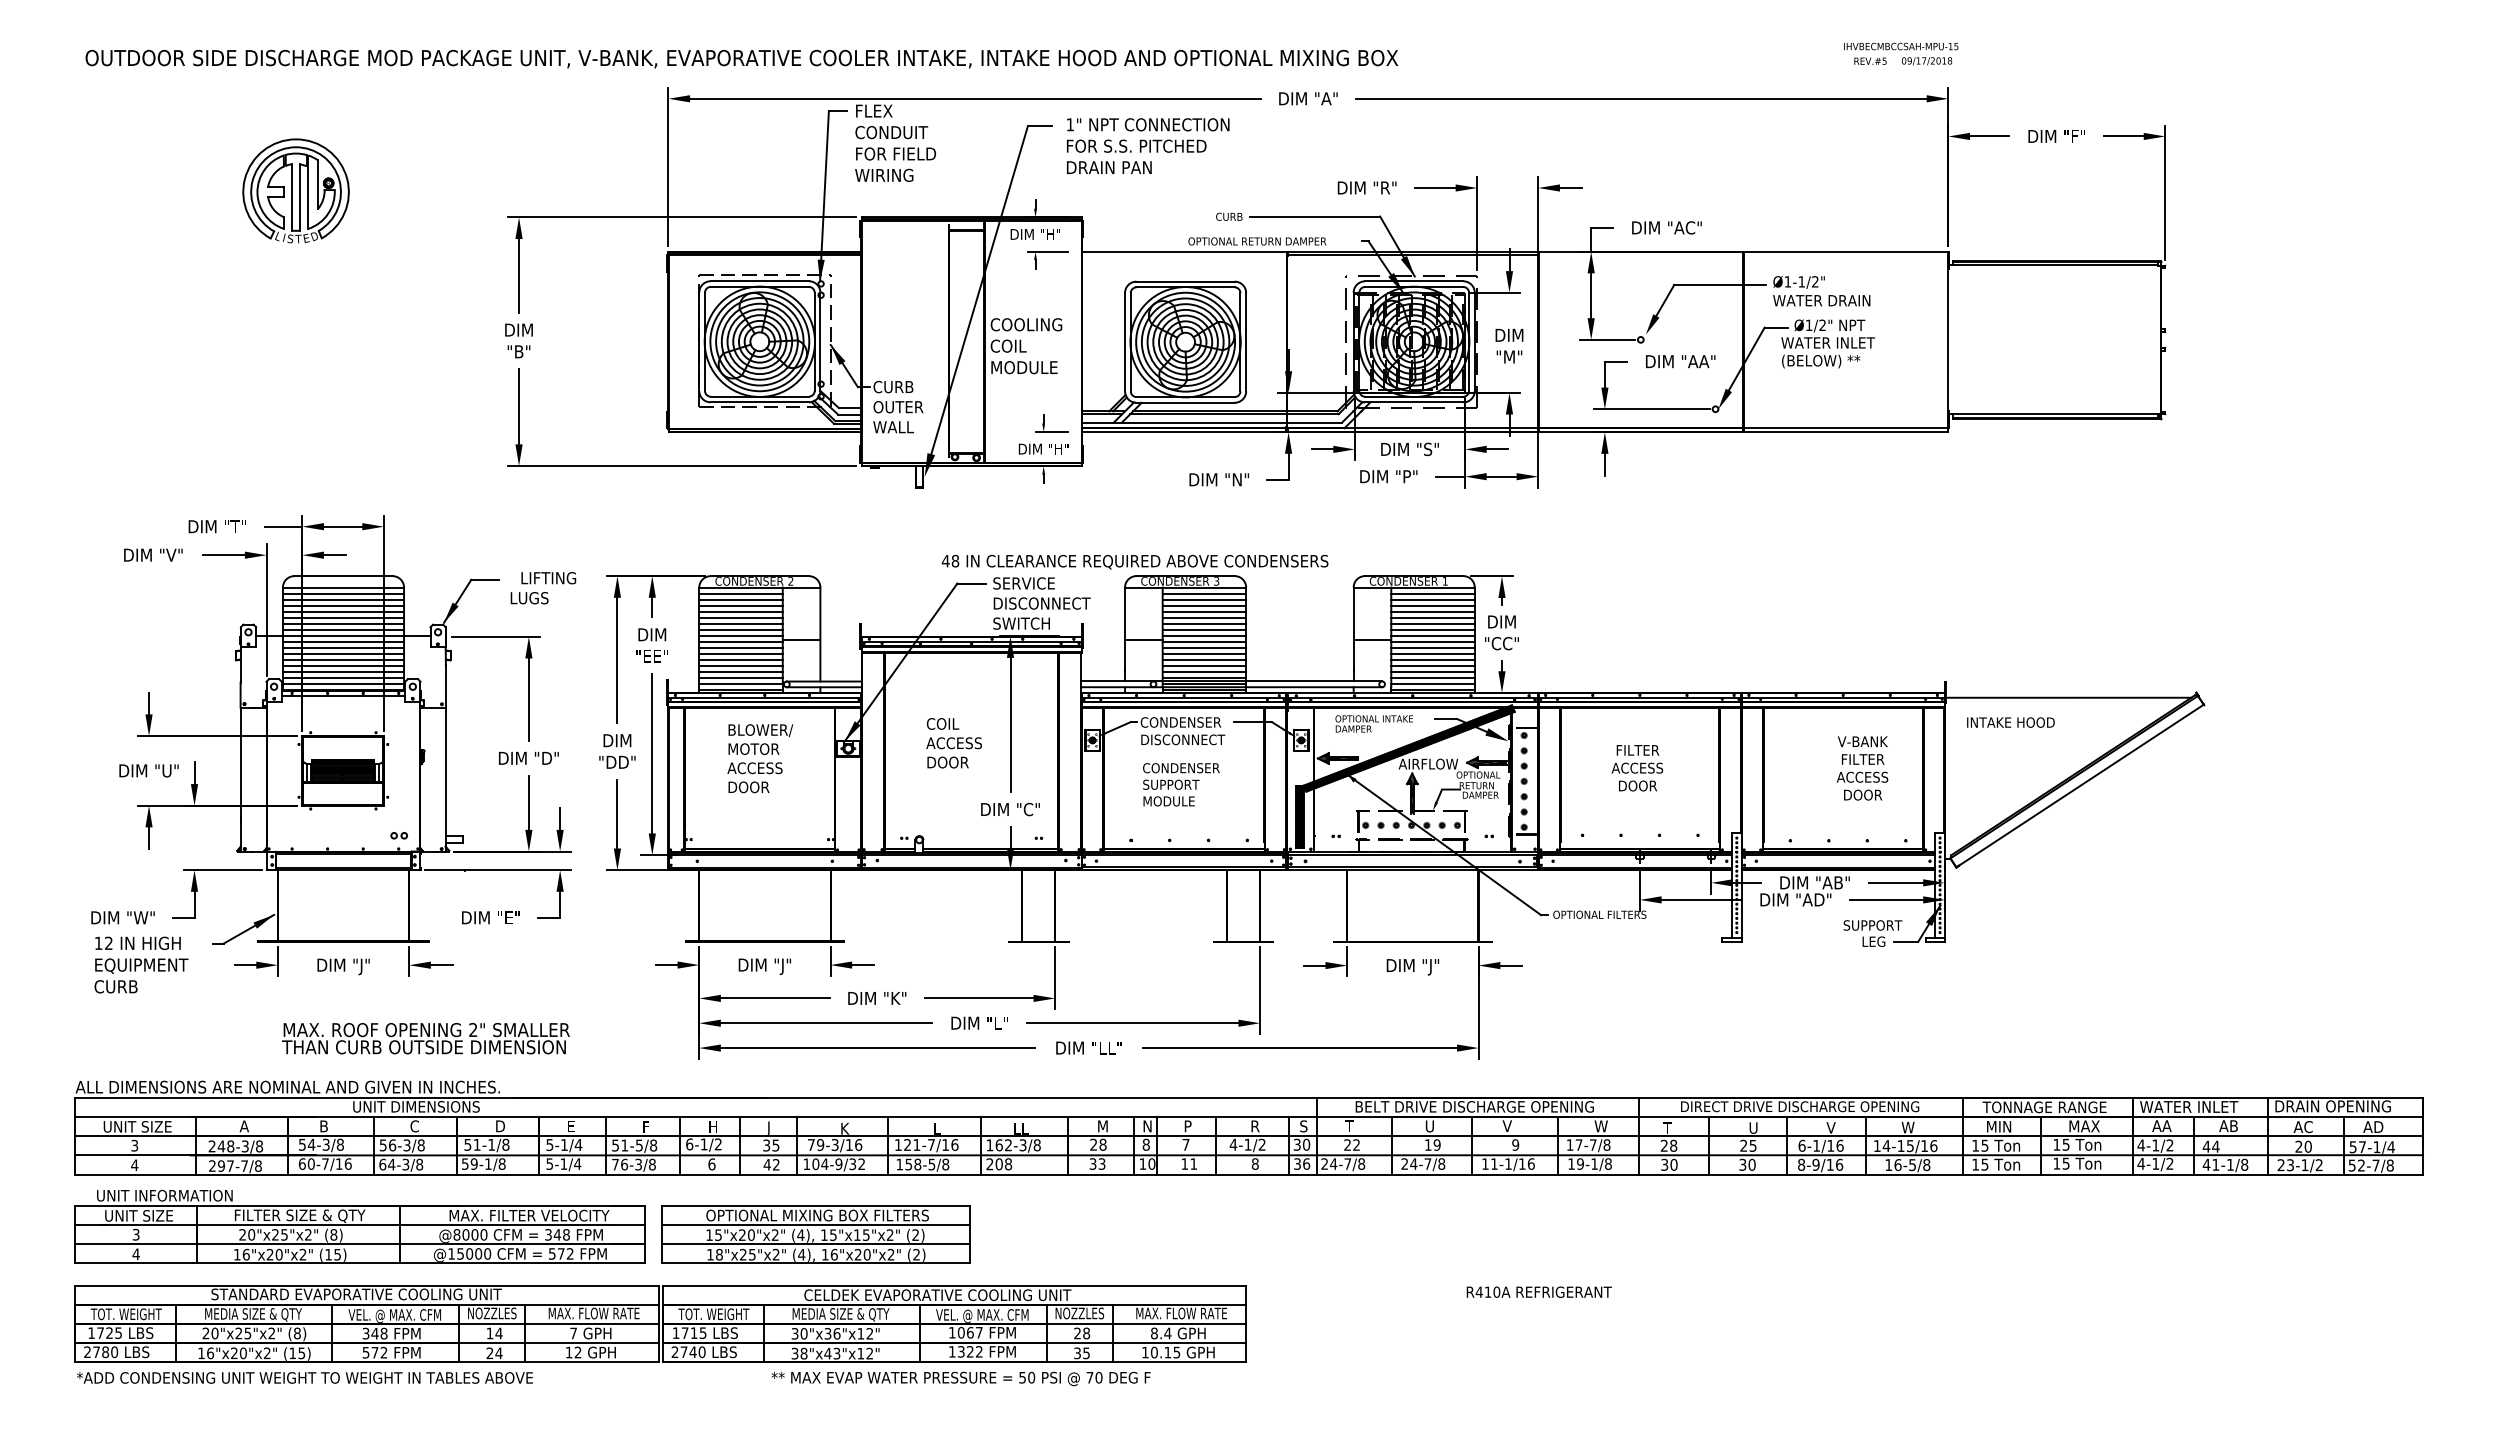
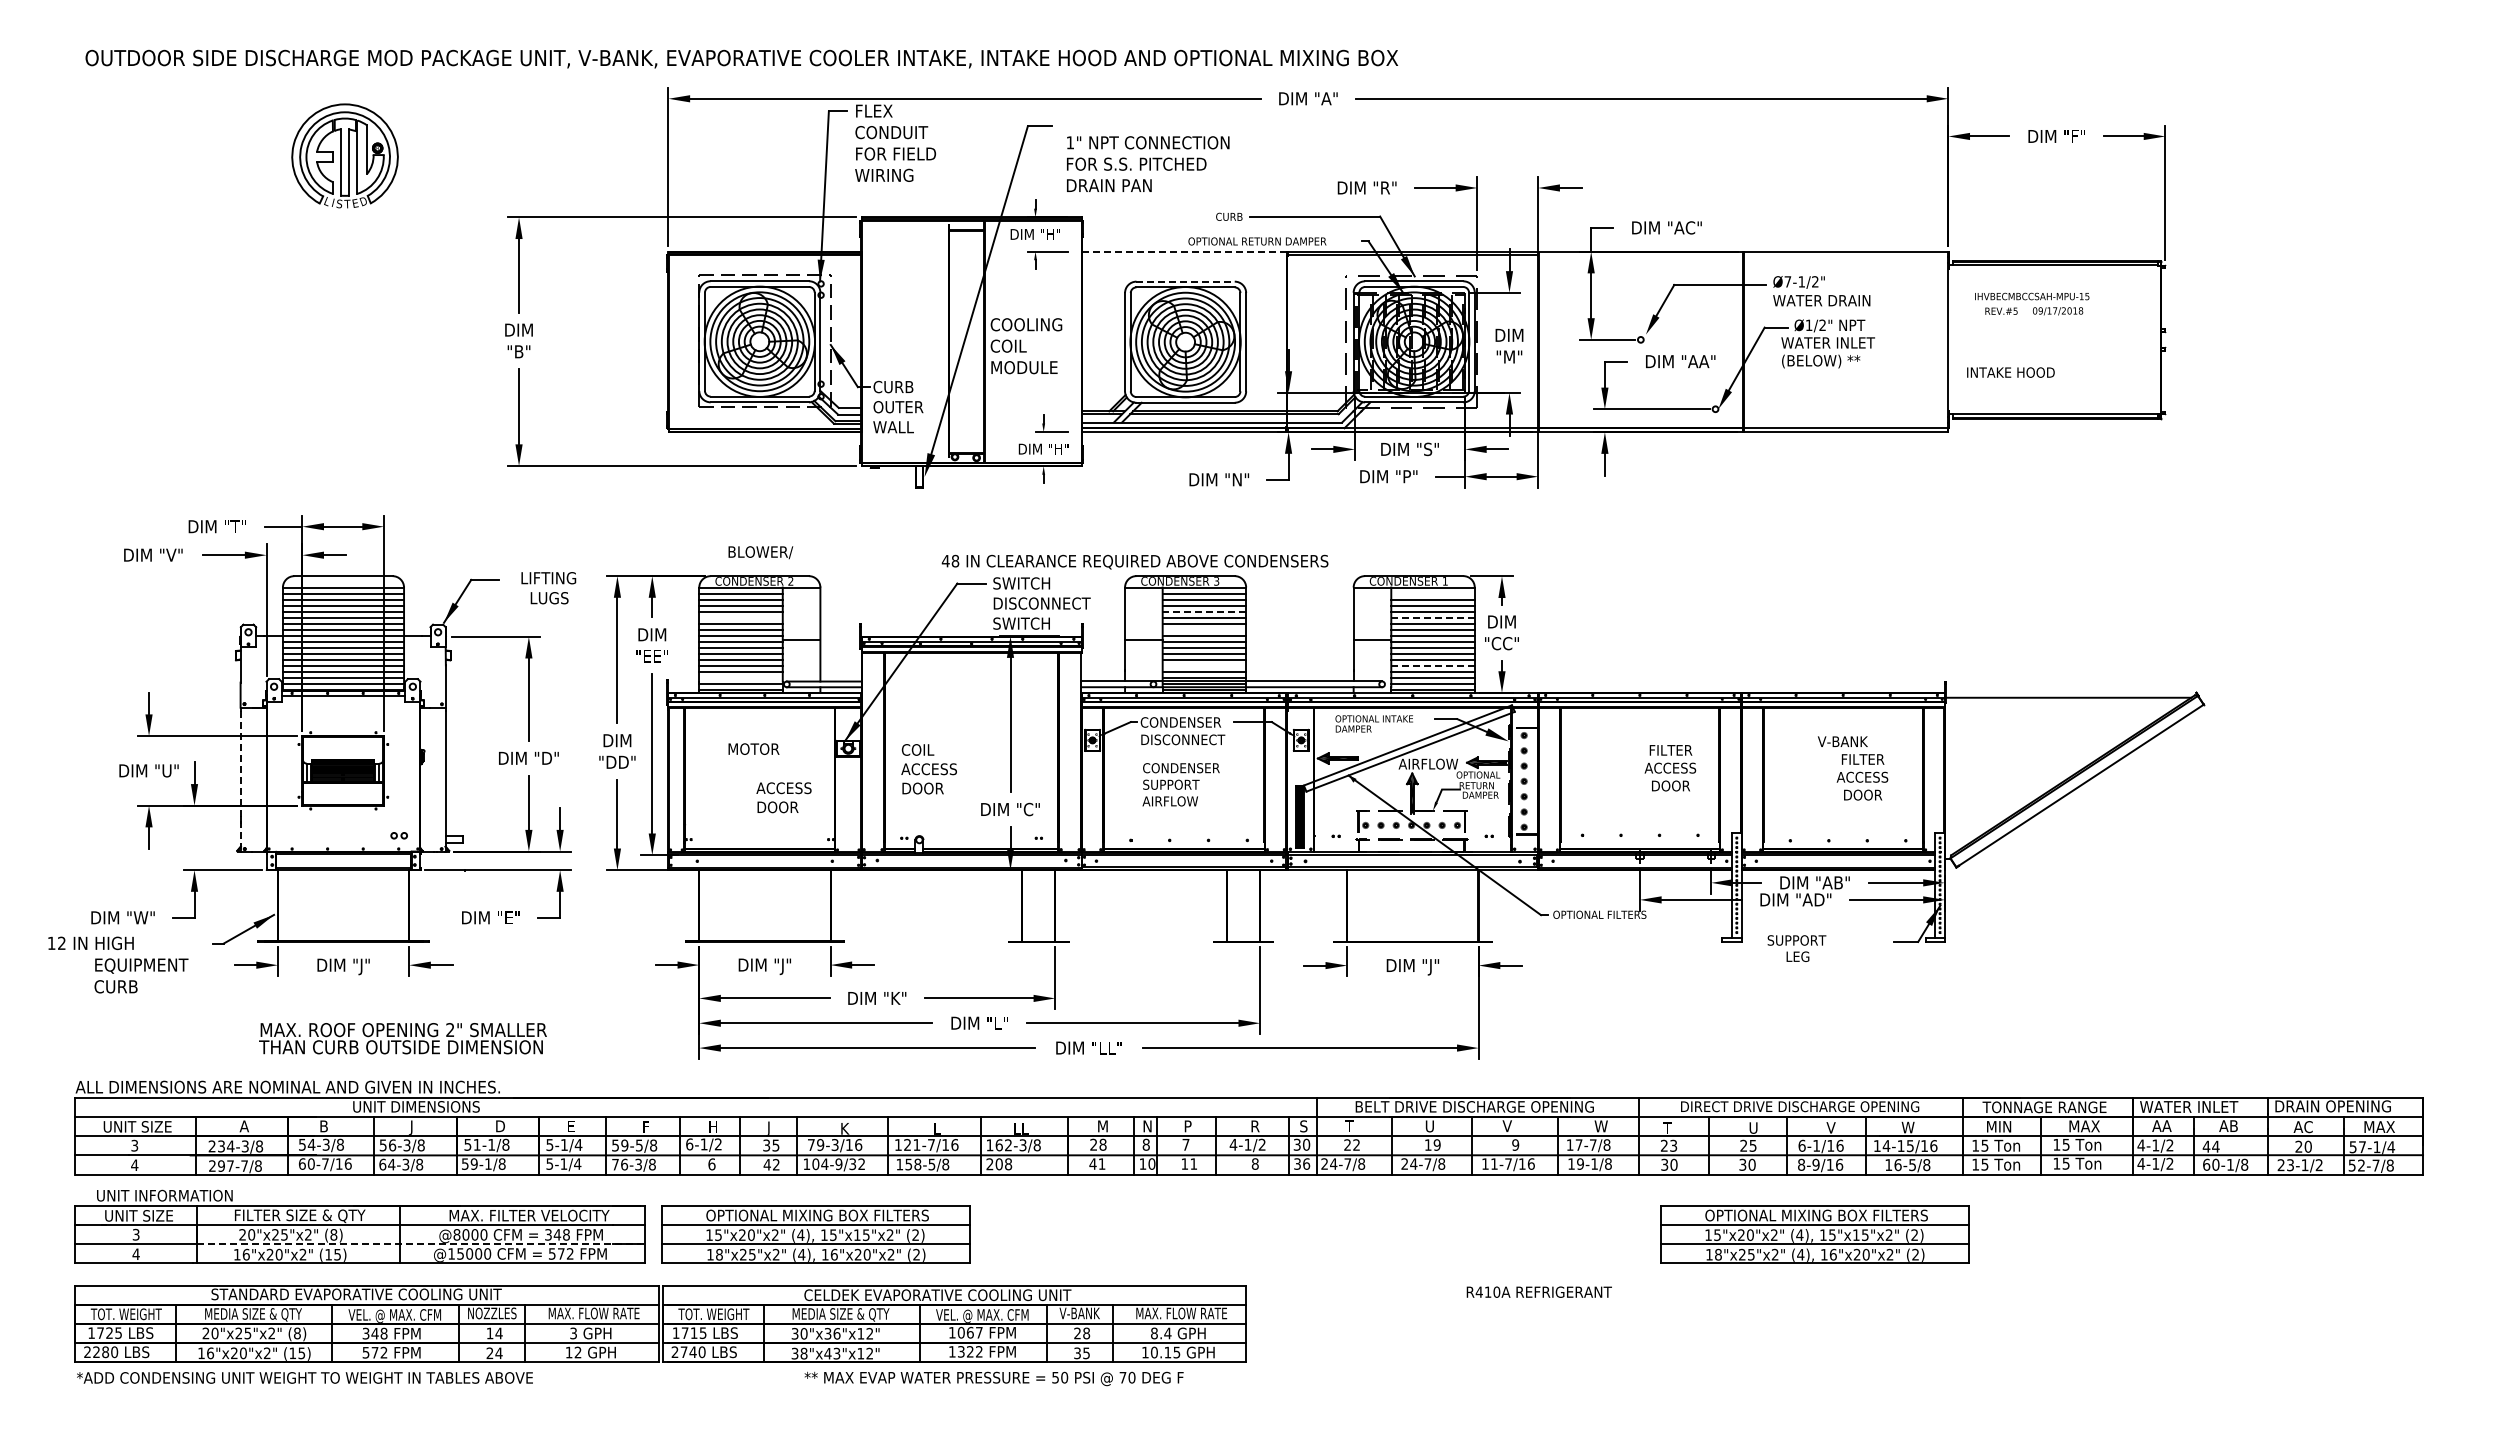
text position: (1901, 53) -> (2032, 303) (2032, 303)
text position: (1148, 145) -> (1148, 163) (1148, 163)
part position: (295, 190) -> (344, 155) (344, 155)
line: solid -> dashed (1185, 251)
line: solid -> dashed (1186, 281)
text: Ø1-1/2" -> Ø7-1/2" (1787, 281)
text: SERVICE -> SWITCH (1028, 583)
line: present -> none (1432, 593)
text position: (529, 598) -> (549, 598) (549, 598)
line: solid -> dashed (1204, 611)
line: present -> none (740, 617)
line: solid -> dashed (1433, 617)
line: present -> none (1204, 629)
line: present -> none (1204, 665)
line: solid -> dashed (1433, 665)
line: present -> none (740, 677)
text position: (2010, 722) -> (2010, 372) (2010, 372)
text position: (760, 730) -> (760, 552) (760, 552)
text position: (1862, 741) -> (1842, 741) (1842, 741)
text position: (953, 743) -> (928, 769) (928, 769)
hatch: present -> none (1408, 748)
text position: (1637, 768) -> (1670, 768) (1670, 768)
text position: (754, 777) -> (783, 797) (783, 797)
line: solid -> dashed (240, 781)
text: MODULE -> AIRFLOW (1170, 801)
text position: (1872, 933) -> (1796, 948) (1796, 948)
text position: (137, 942) -> (90, 942) (90, 942)
text position: (425, 1038) -> (402, 1038) (402, 1038)
text: AD -> MAX (2378, 1126)
text: C -> J (413, 1127)
text: 51-5/8 -> 59-5/8 (624, 1145)
text: 28 -> 23 (1673, 1145)
text: 248-3/8 -> 234-3/8 (225, 1146)
text: 33 -> 41 (1097, 1163)
text: 11-1/16 -> 11-7/16 (1508, 1163)
text: 41-1/8 -> 60-1/8 (2210, 1164)
part: none -> present (1814, 1234)
line: solid -> dashed (421, 1244)
text: NOZZLES -> V-BANK (1079, 1313)
text: 7 -> 3 (573, 1333)
text: 2780 -> 2280 (96, 1351)
text position: (960, 1378) -> (993, 1378) (993, 1378)
